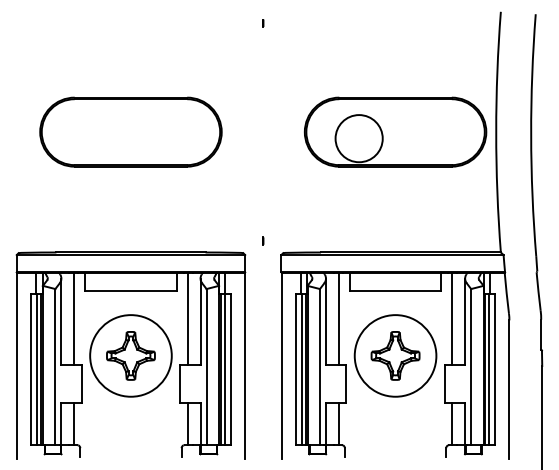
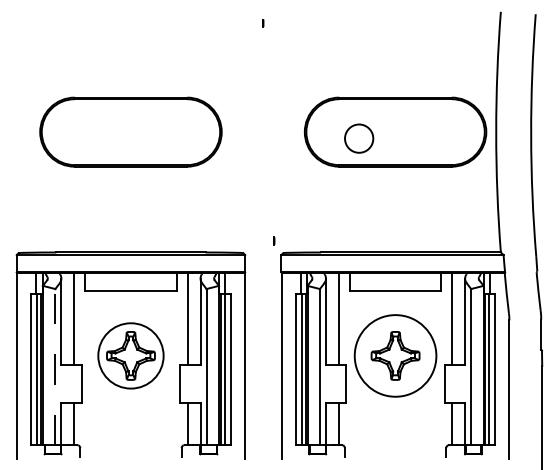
circle diameter: 47 px -> 28 px (359, 138)
part position: (263, 240) -> (274, 240) (274, 240)
circle diameter: 82 px -> 65 px (130, 355)
line: solid -> dashed (55, 366)
